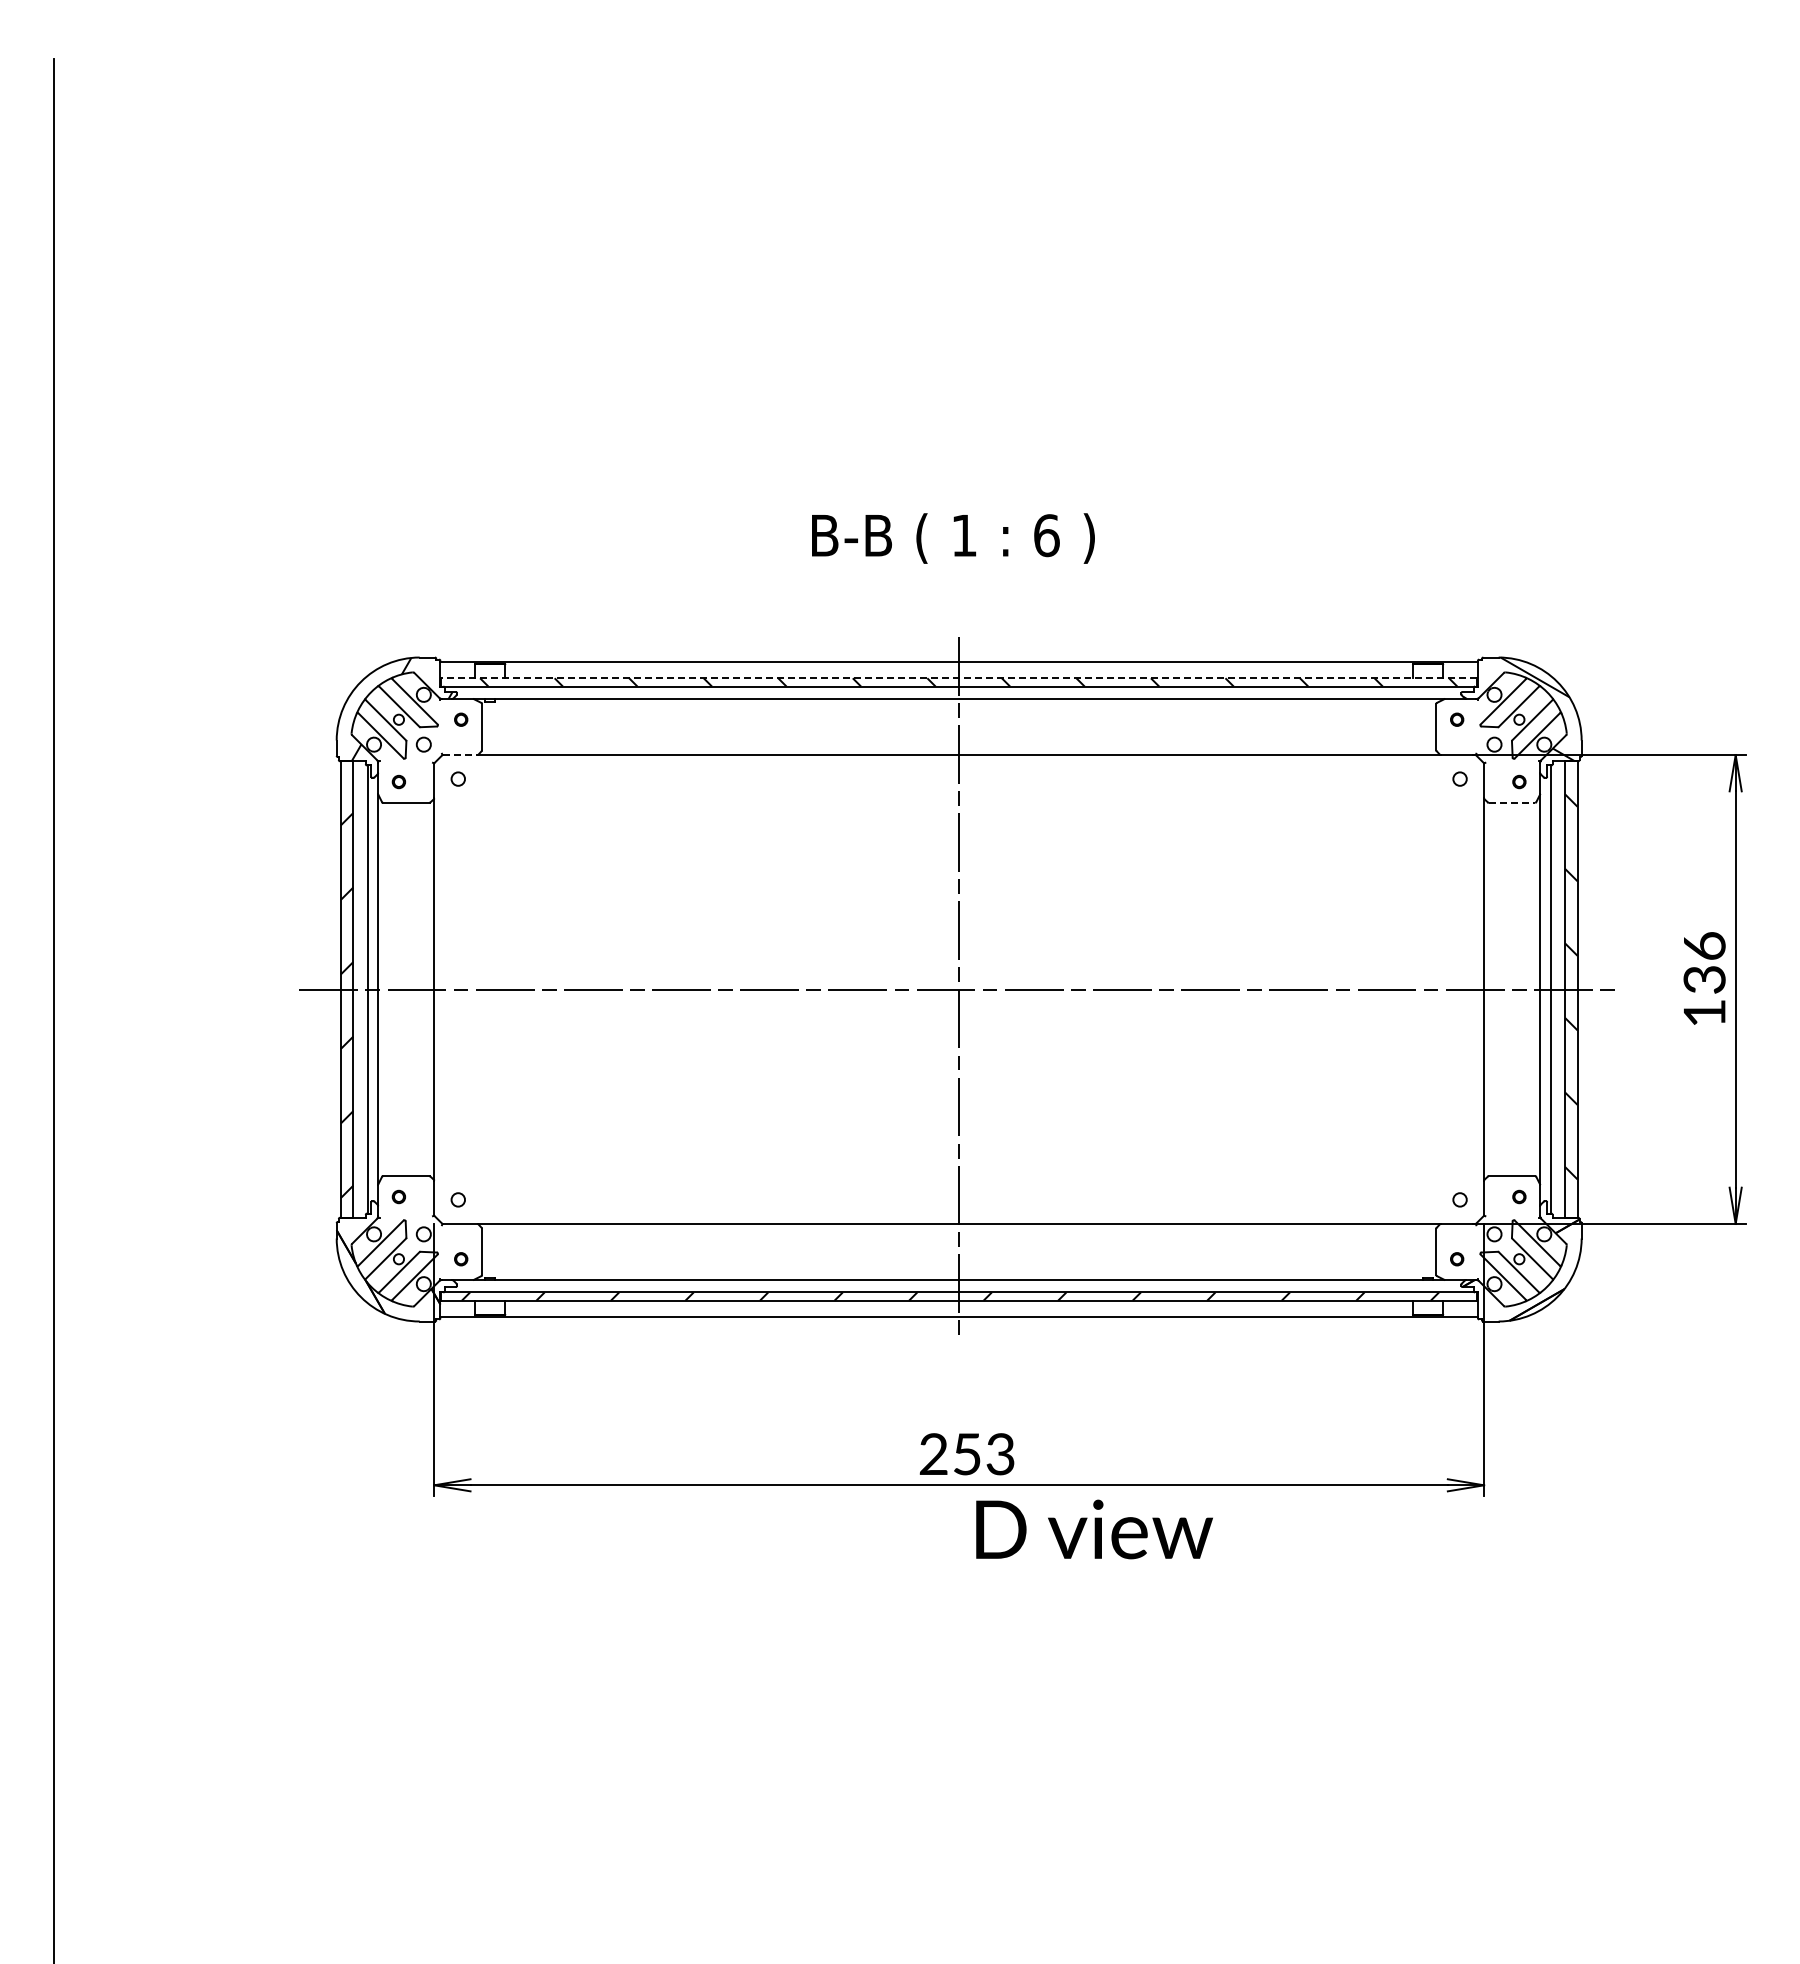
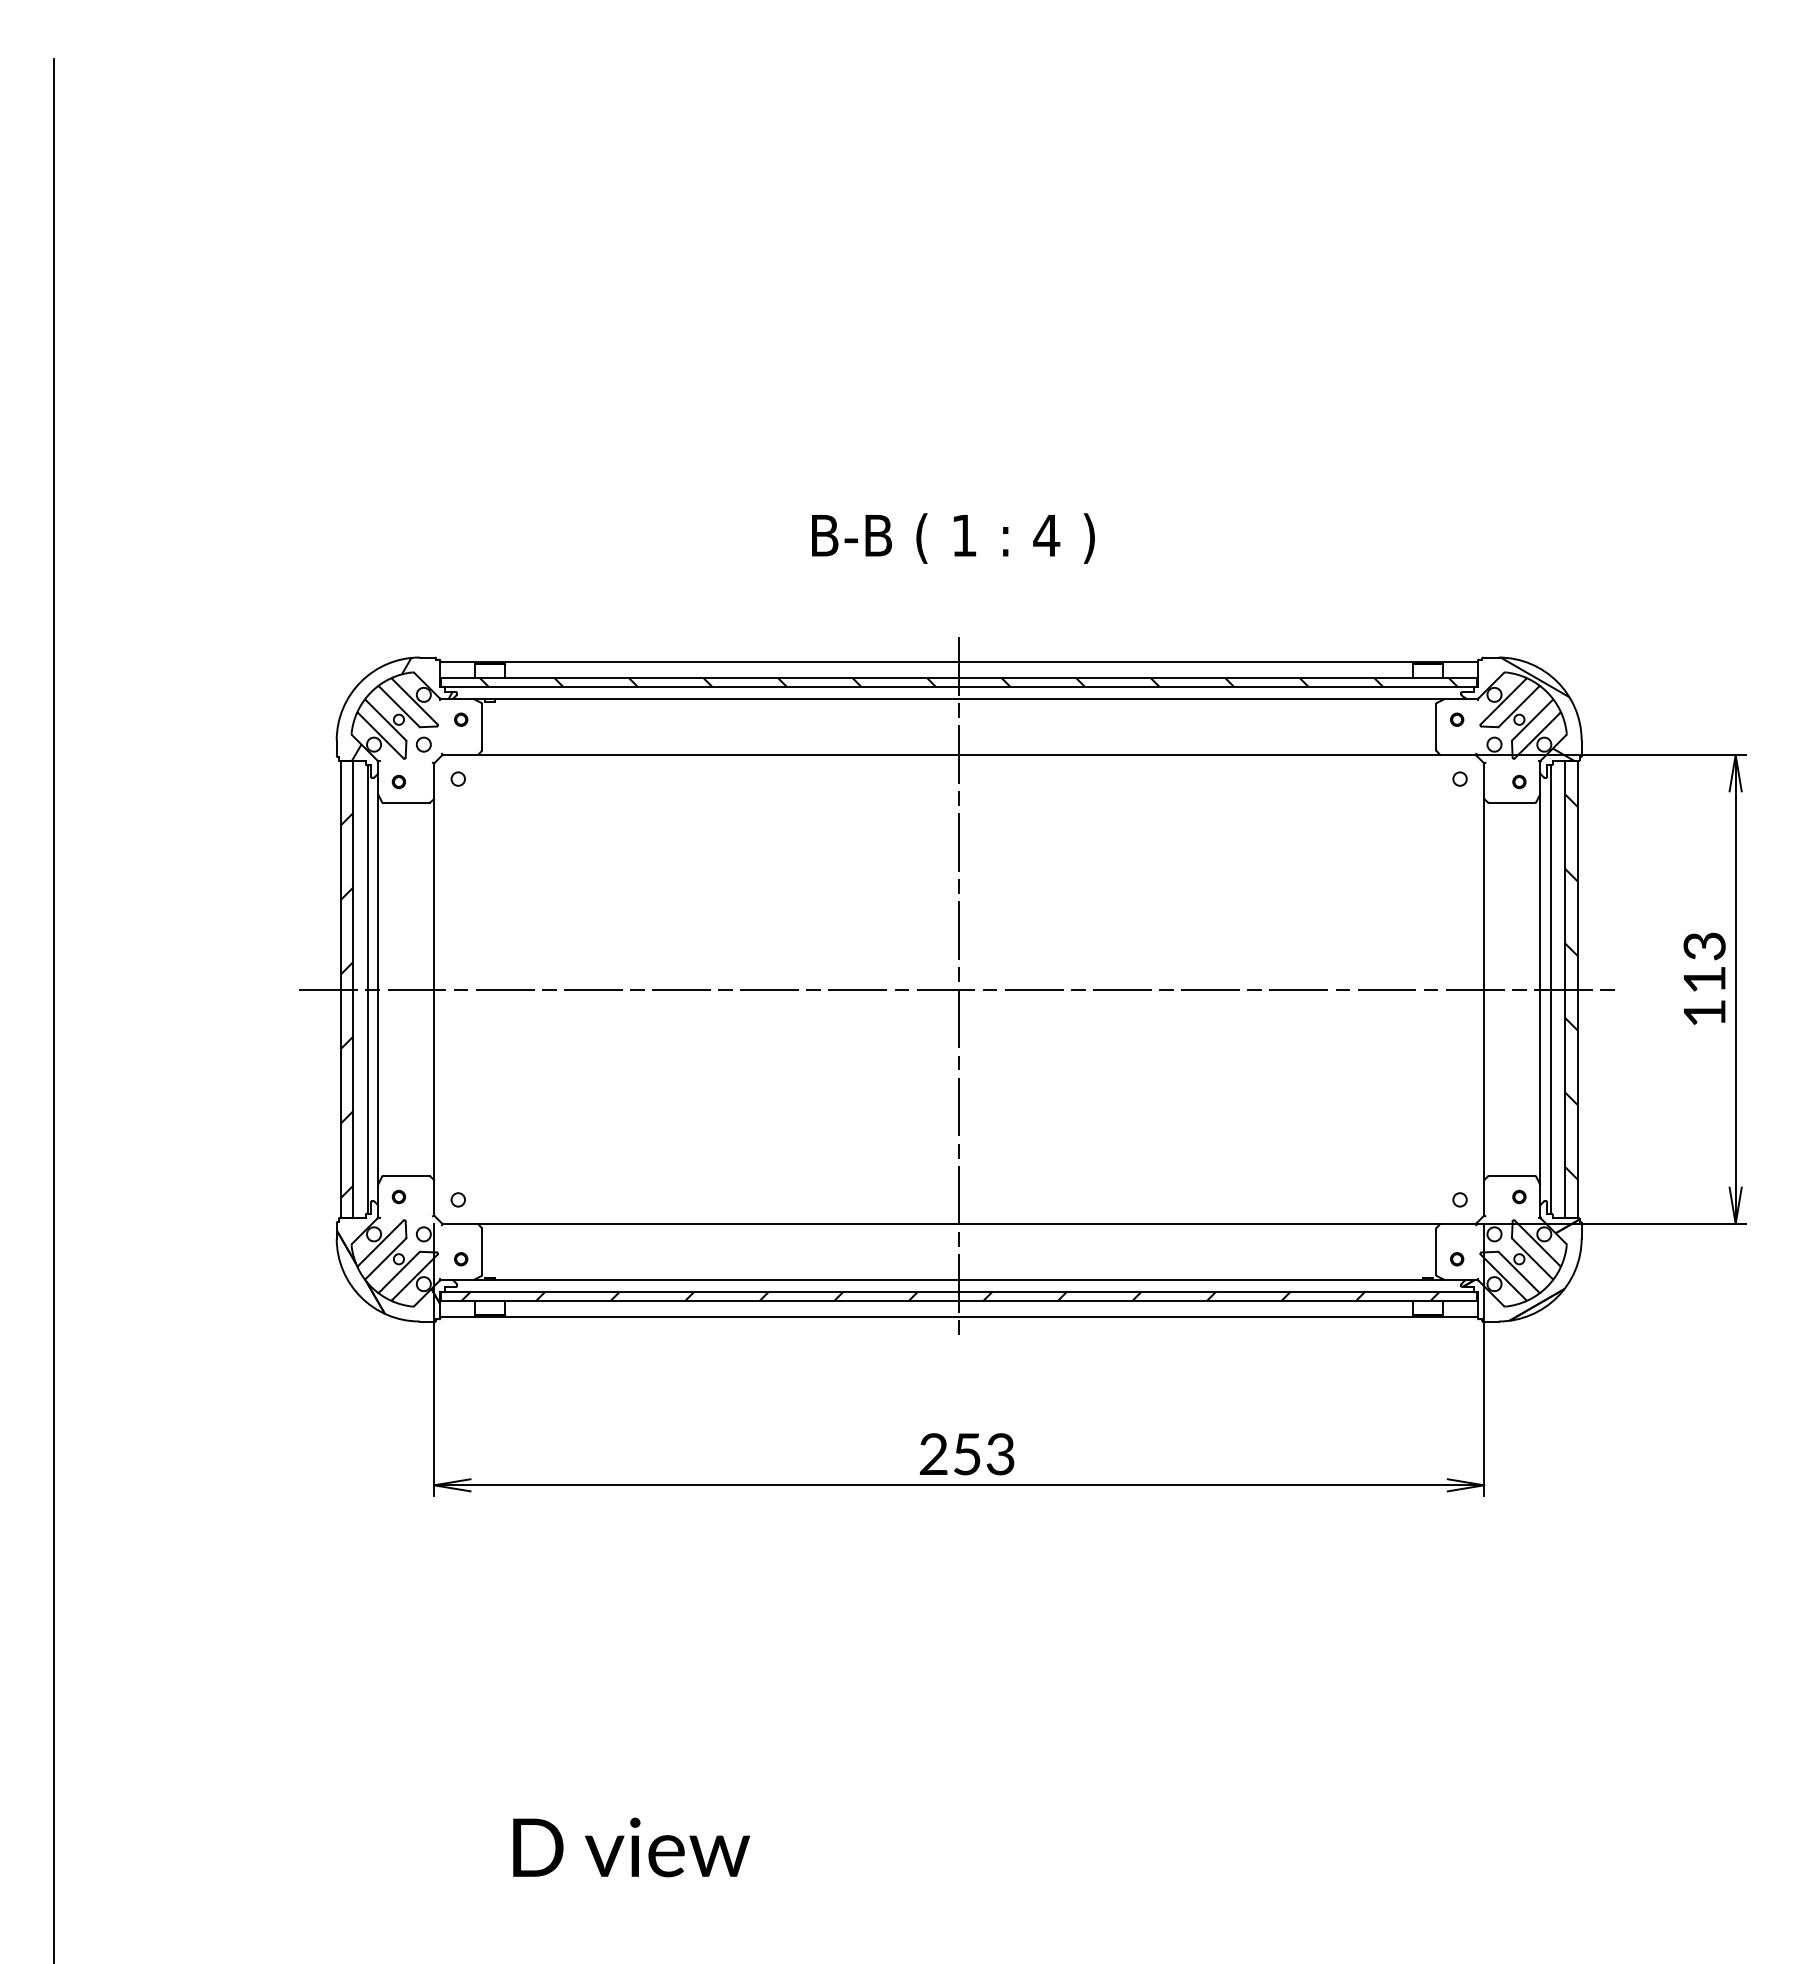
text: 6 -> 4 (1046, 535)
line: dashed -> solid (959, 678)
line: dashed -> solid (460, 755)
line: dashed -> solid (1512, 802)
text: 136 -> 113 (1704, 962)
text position: (1094, 1529) -> (631, 1847) (631, 1847)
